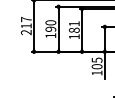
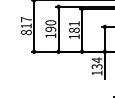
text: 217 -> 817 (26, 32)
text: 105 -> 134 (96, 63)
